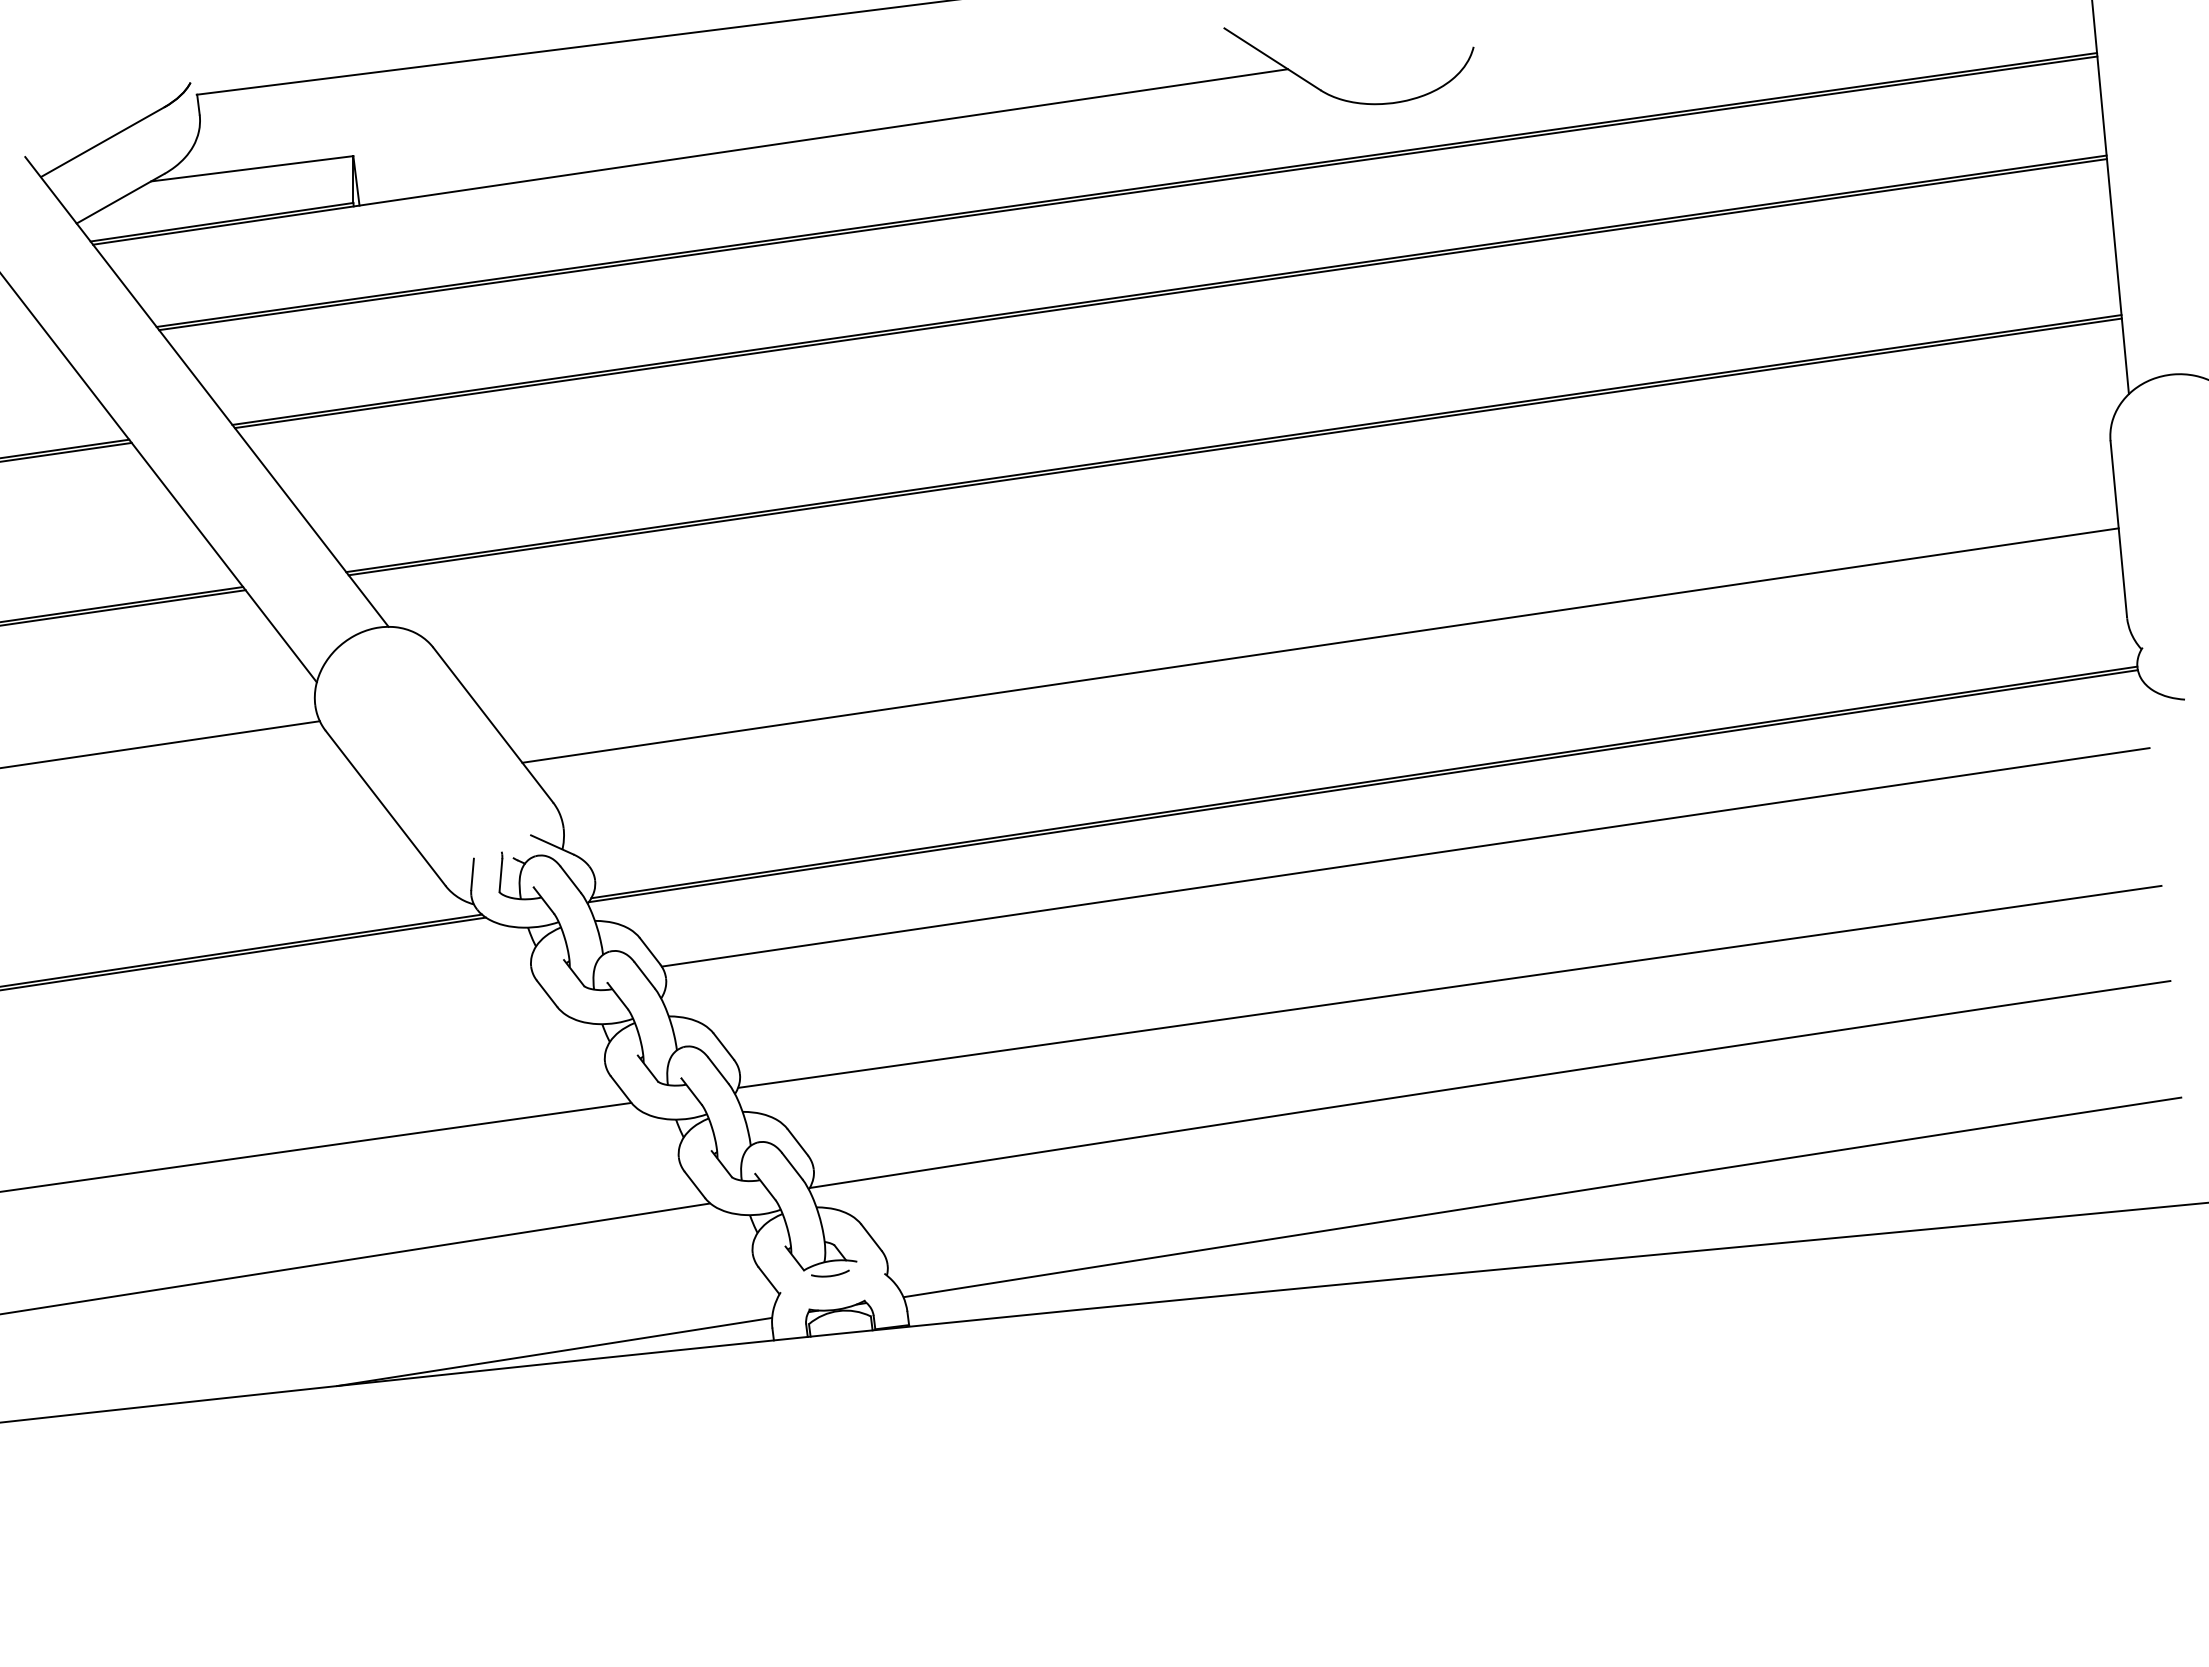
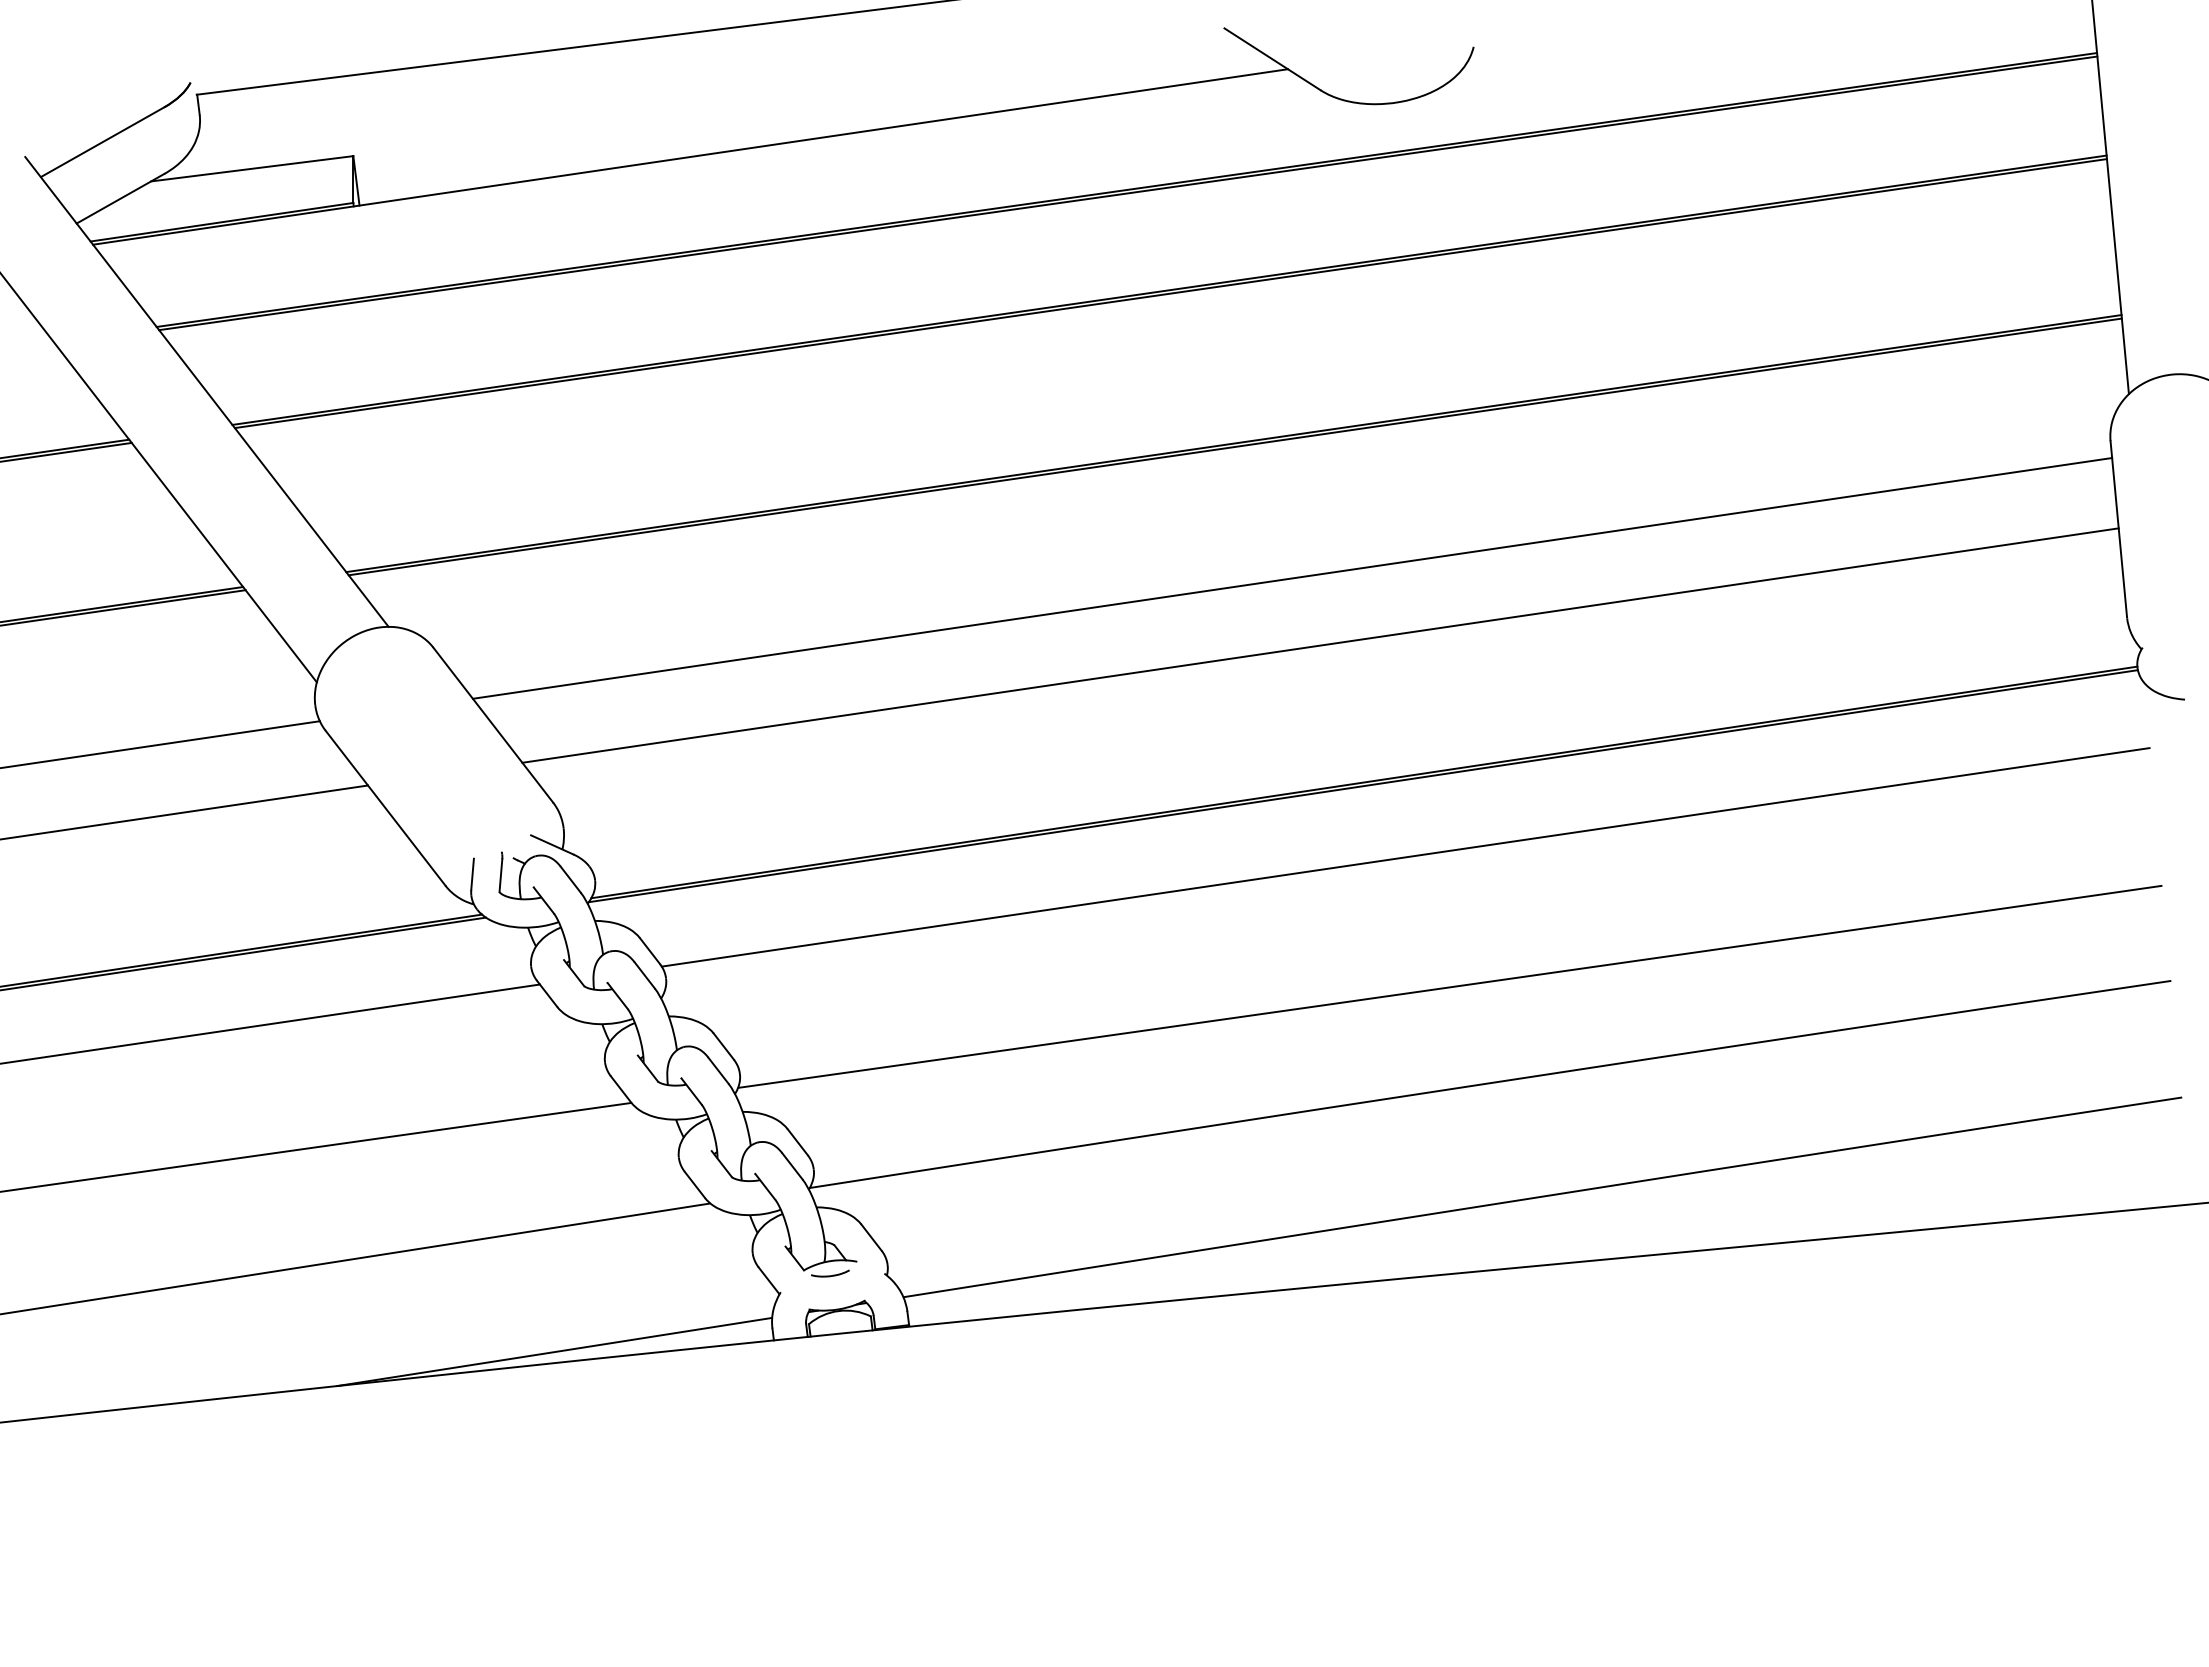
line: none -> present (1292, 578)
line: none -> present (184, 812)
line: none -> present (270, 1023)
